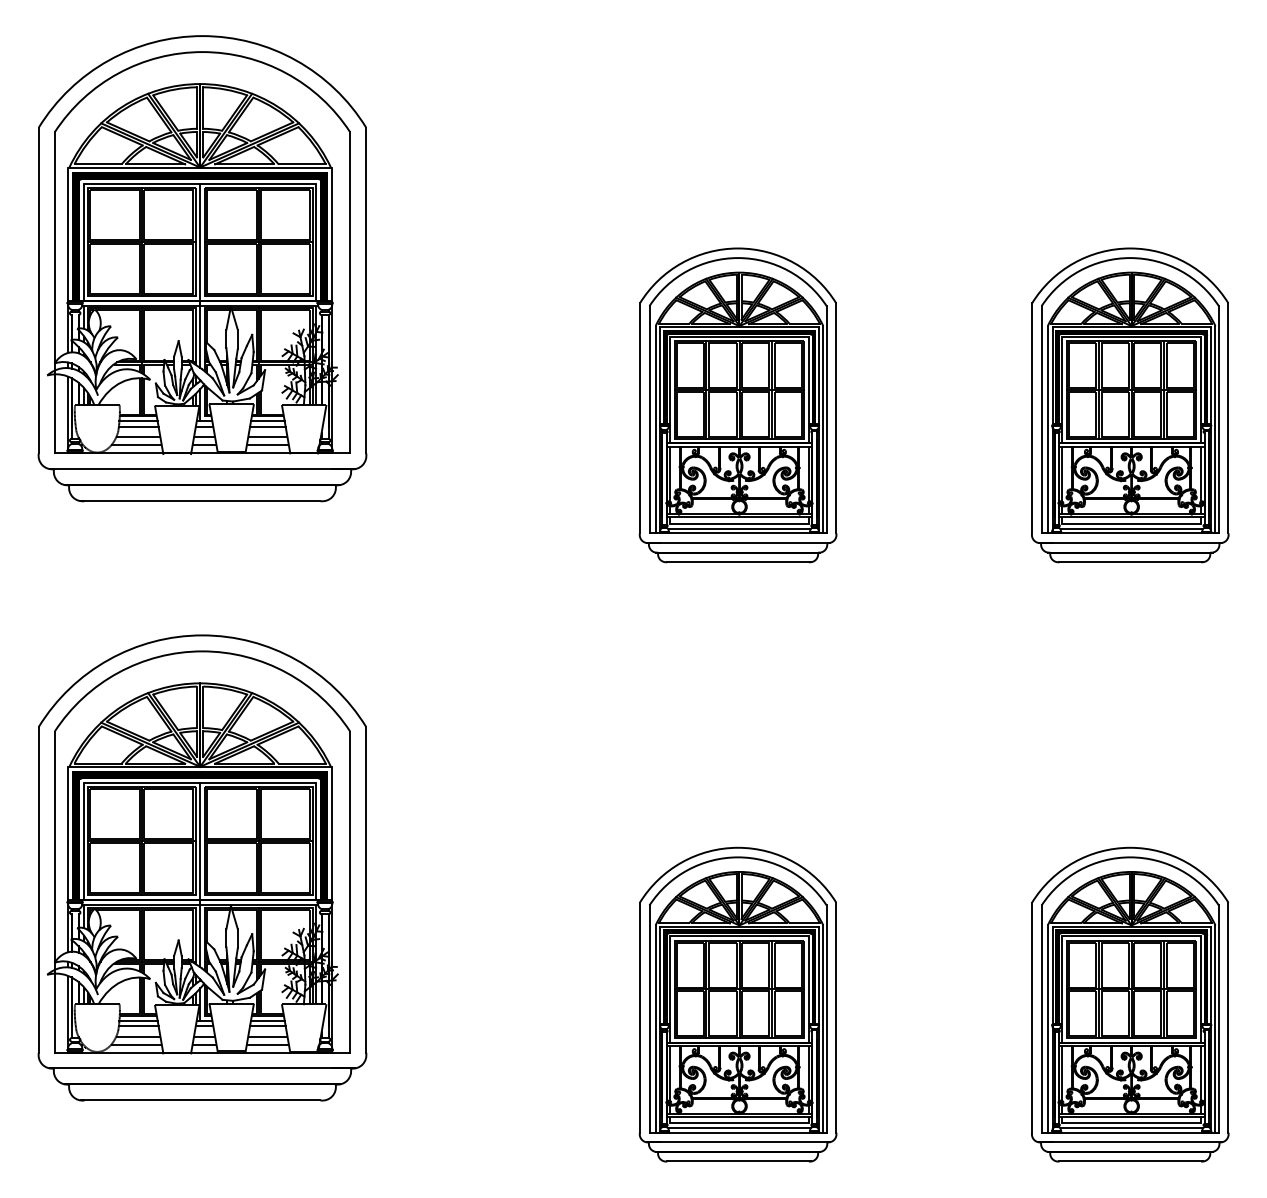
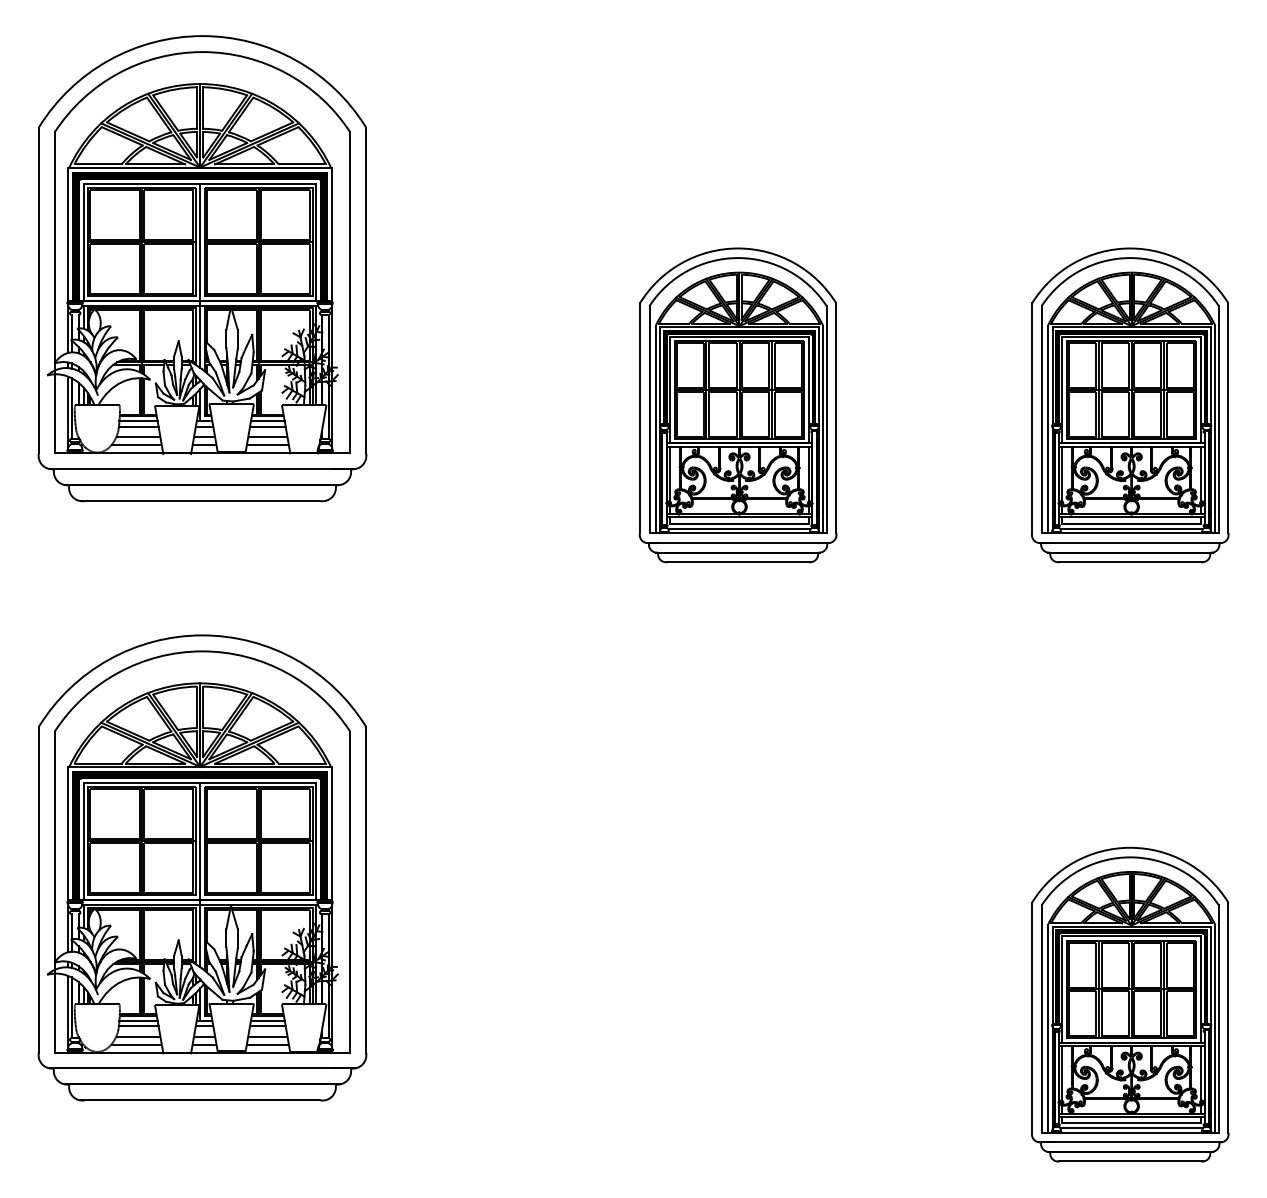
part: present -> none (737, 1004)
